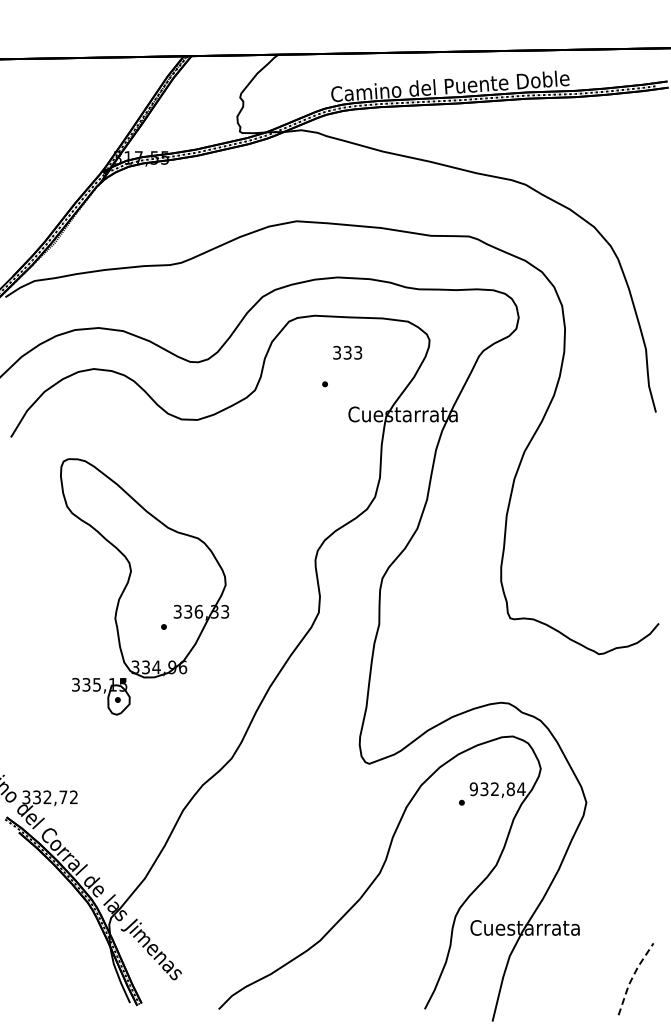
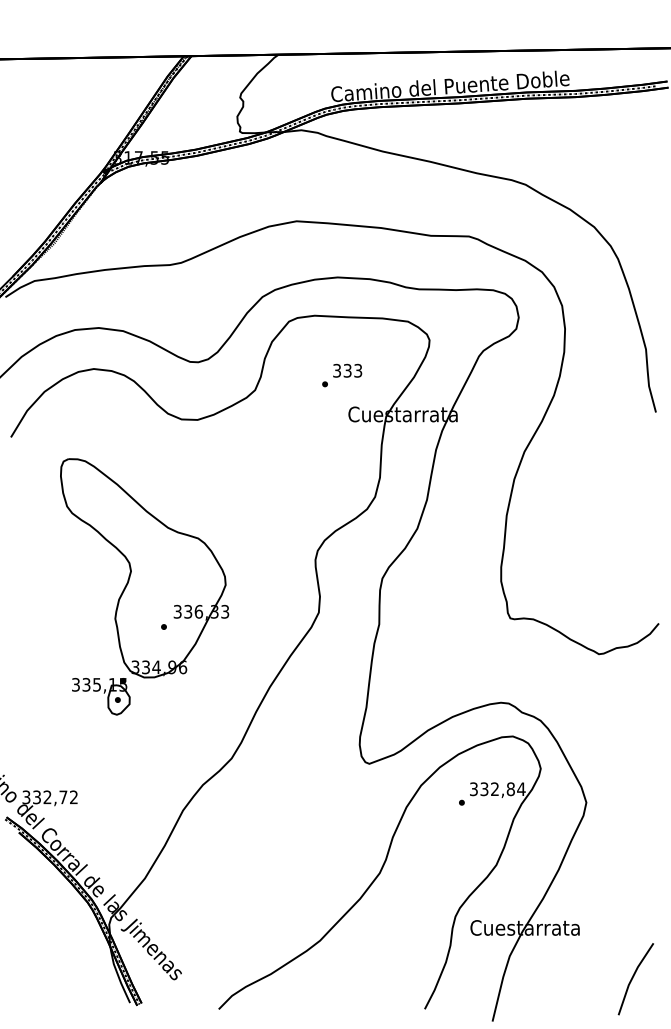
text position: (347, 352) -> (347, 370) (347, 370)
text: 932,84 -> 332,84 (473, 788)
line: dashed -> solid (632, 977)
